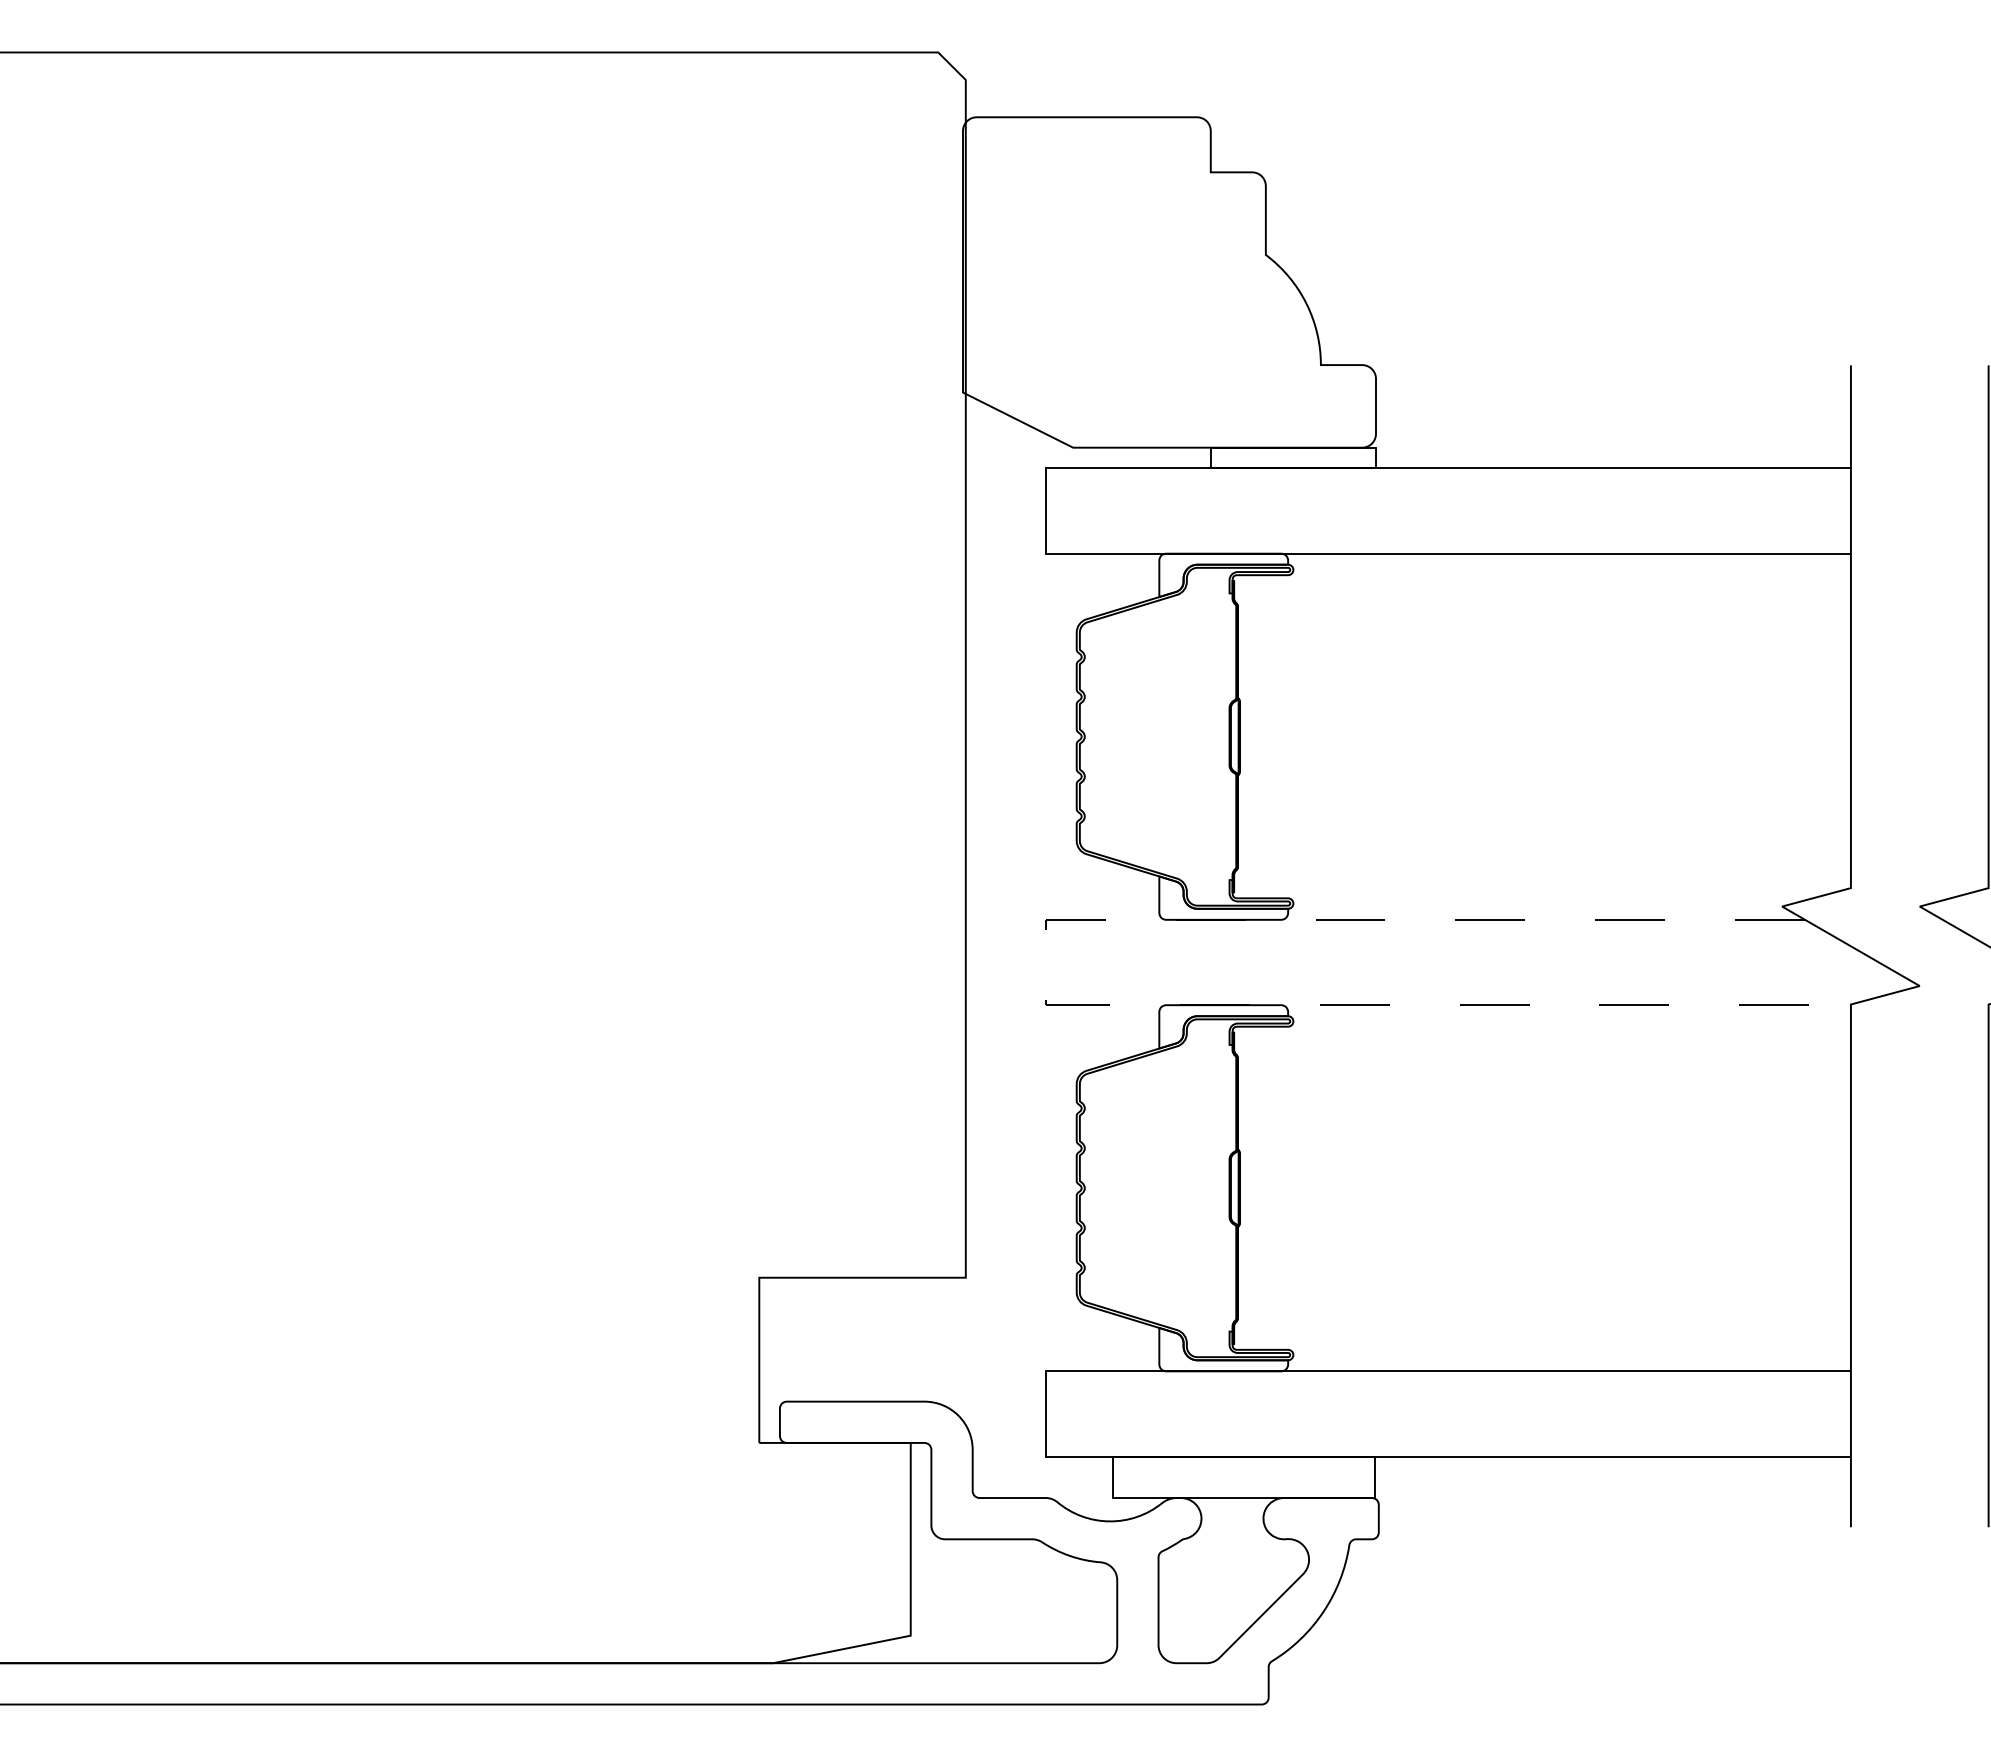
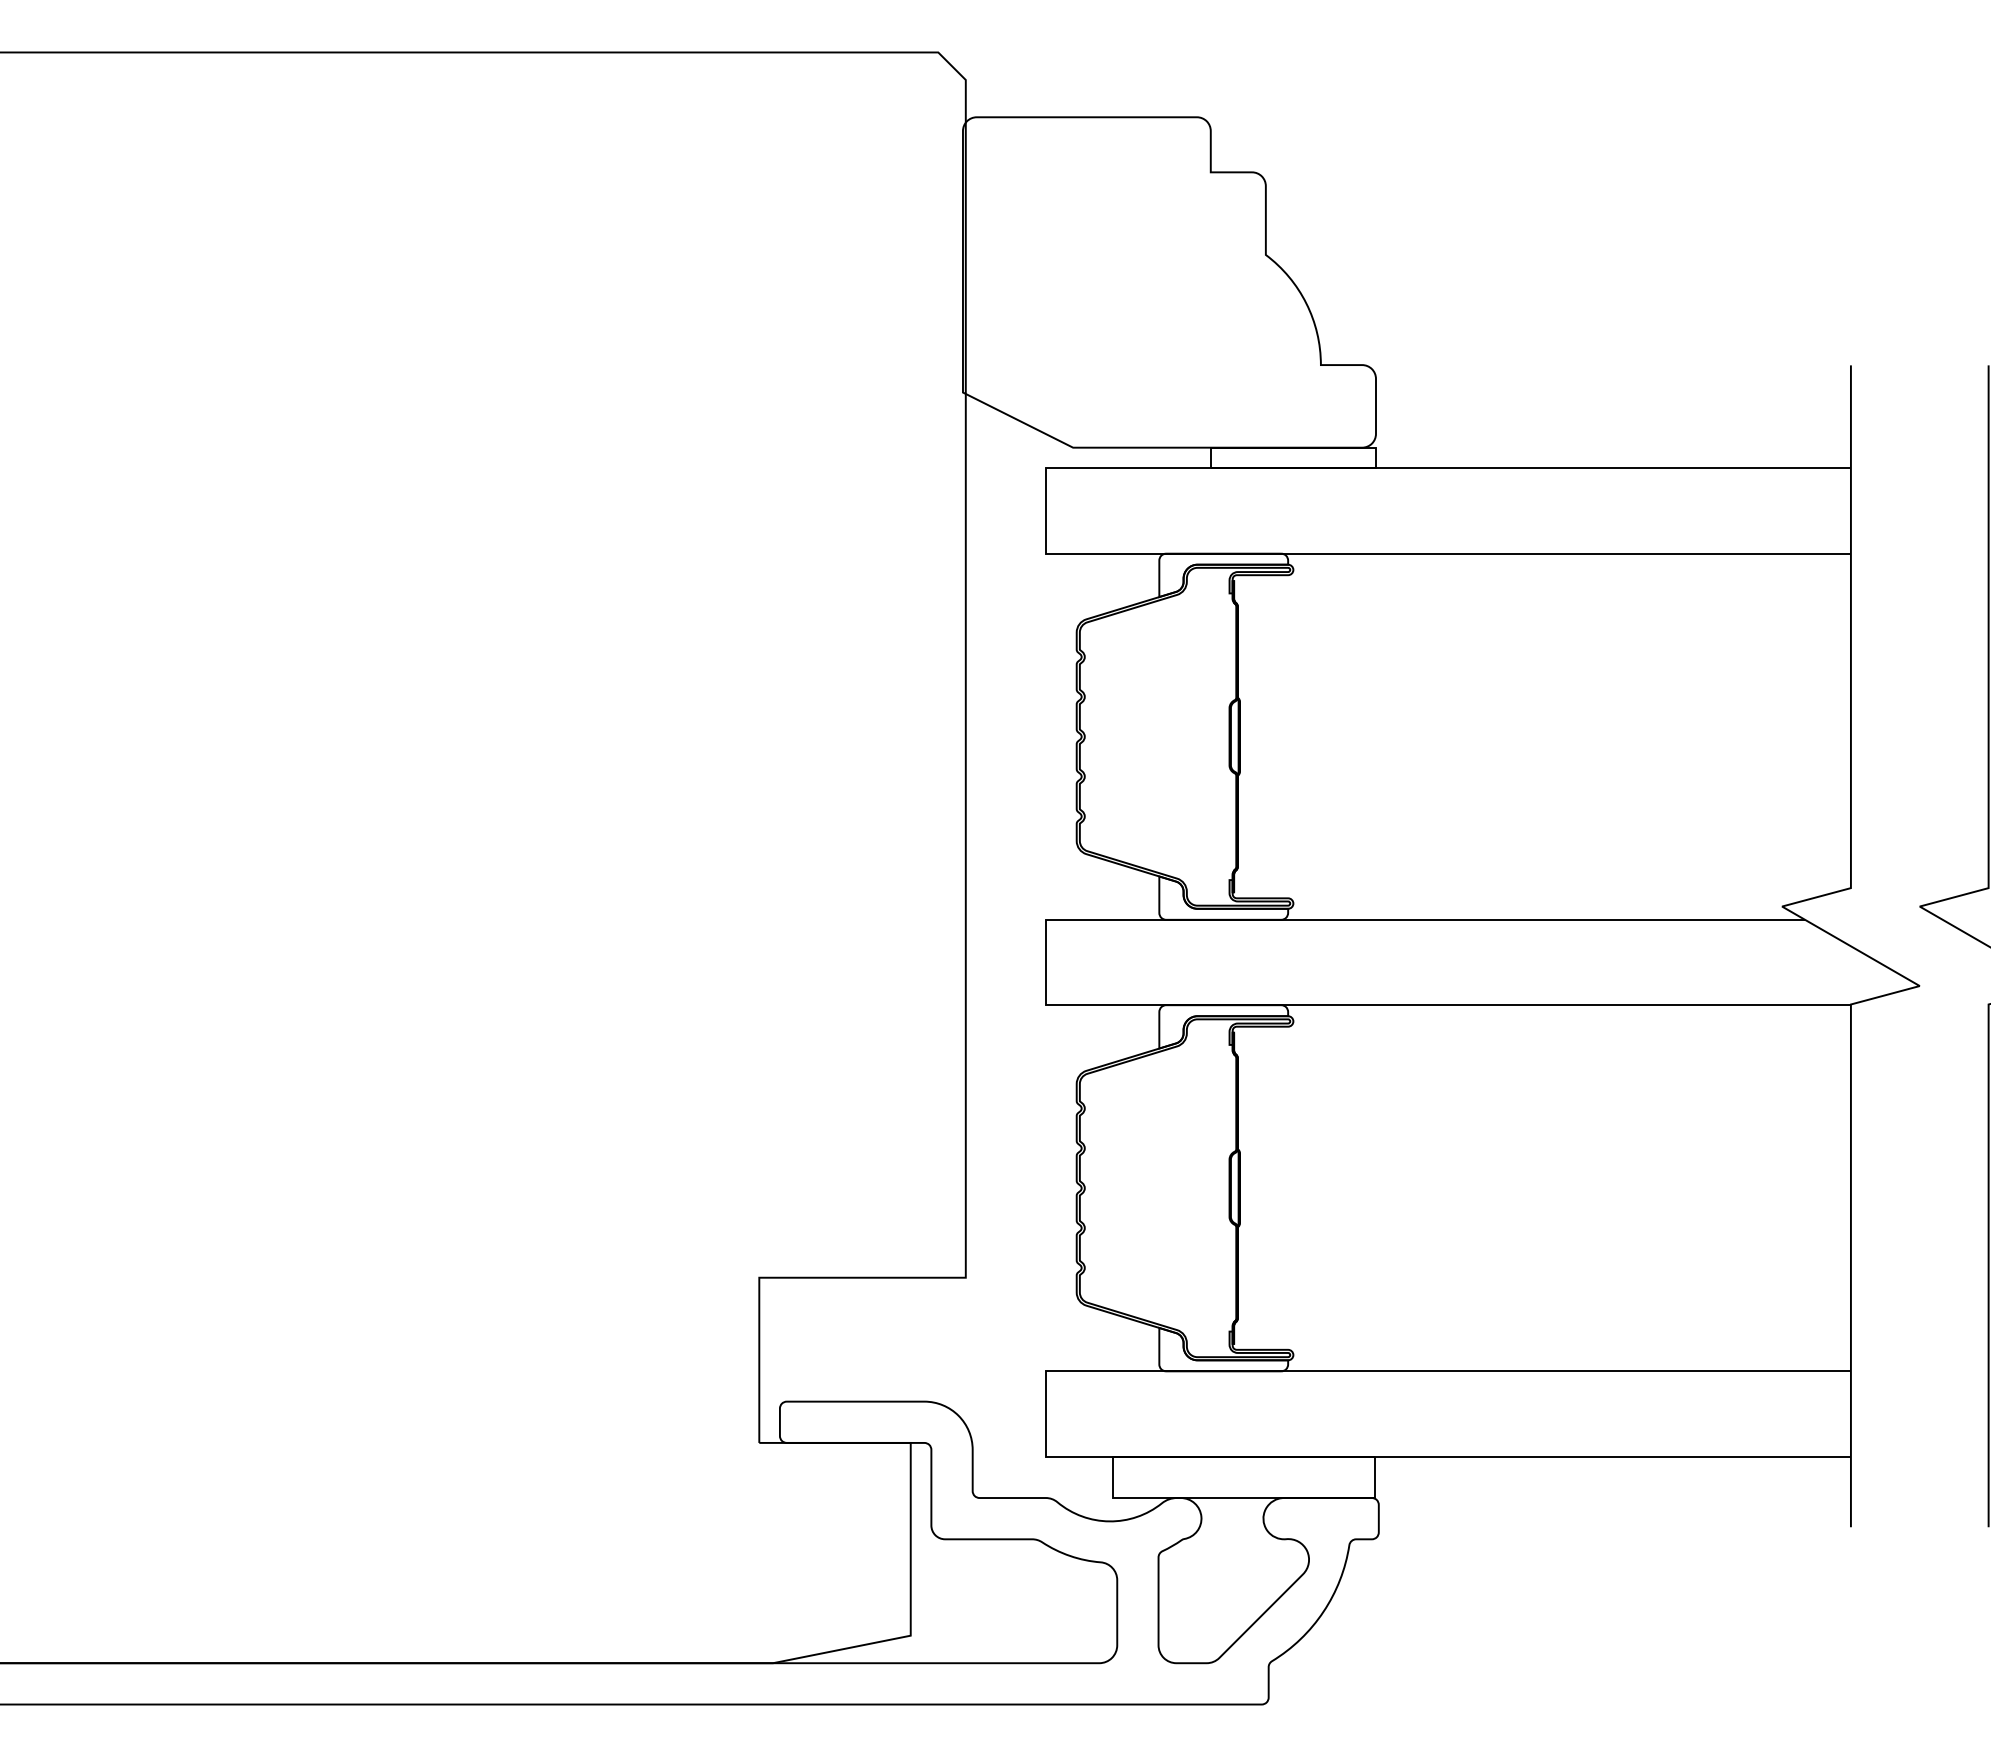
line: dashed -> solid (1045, 985)
